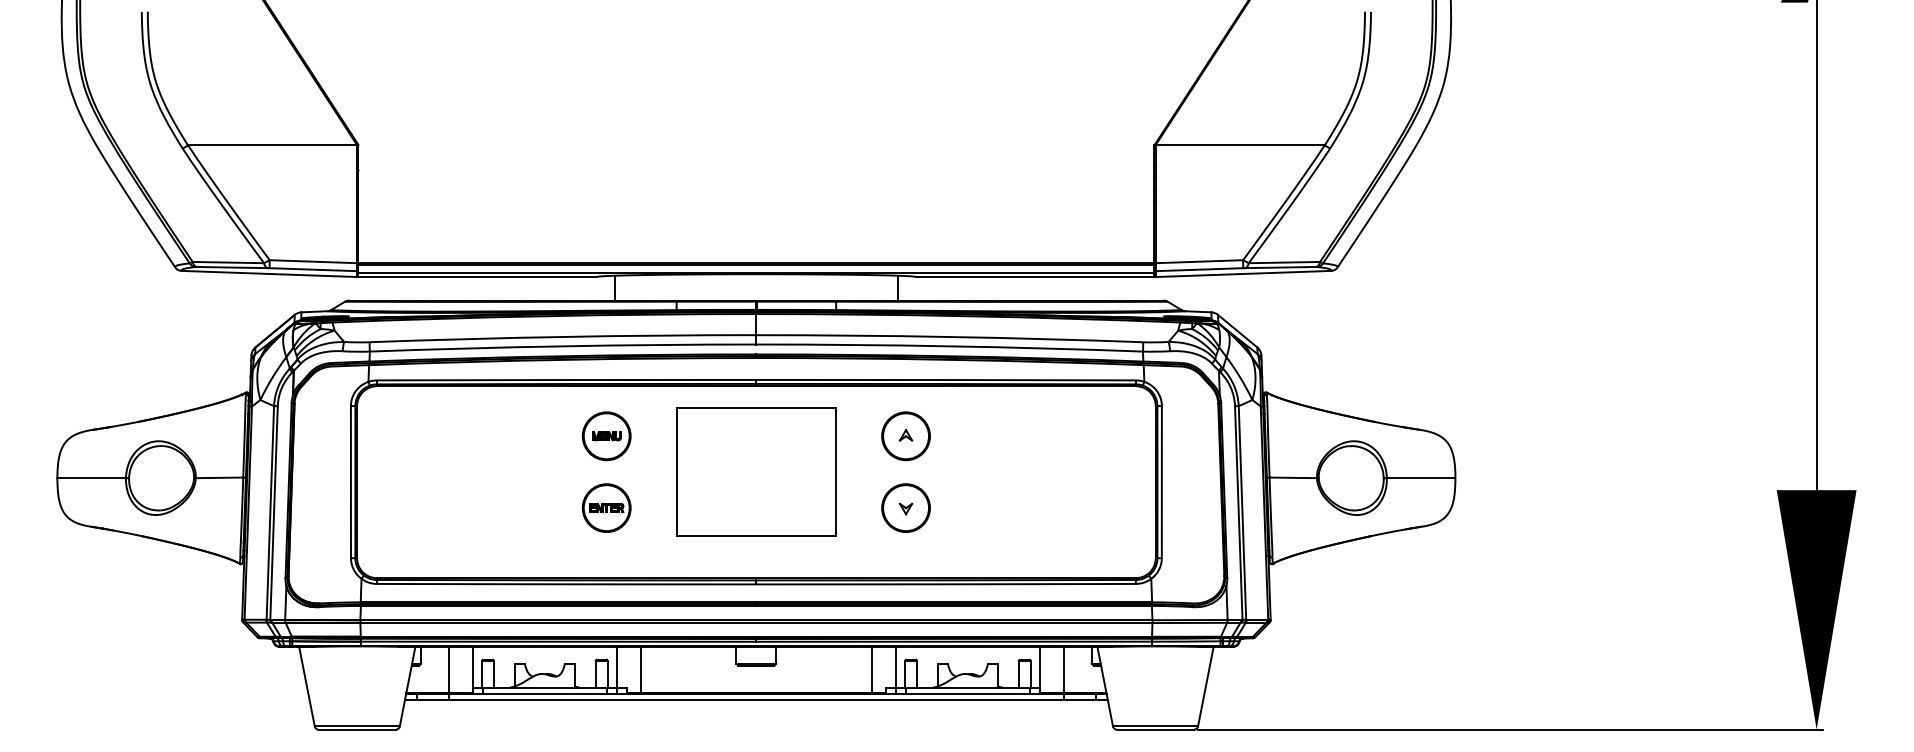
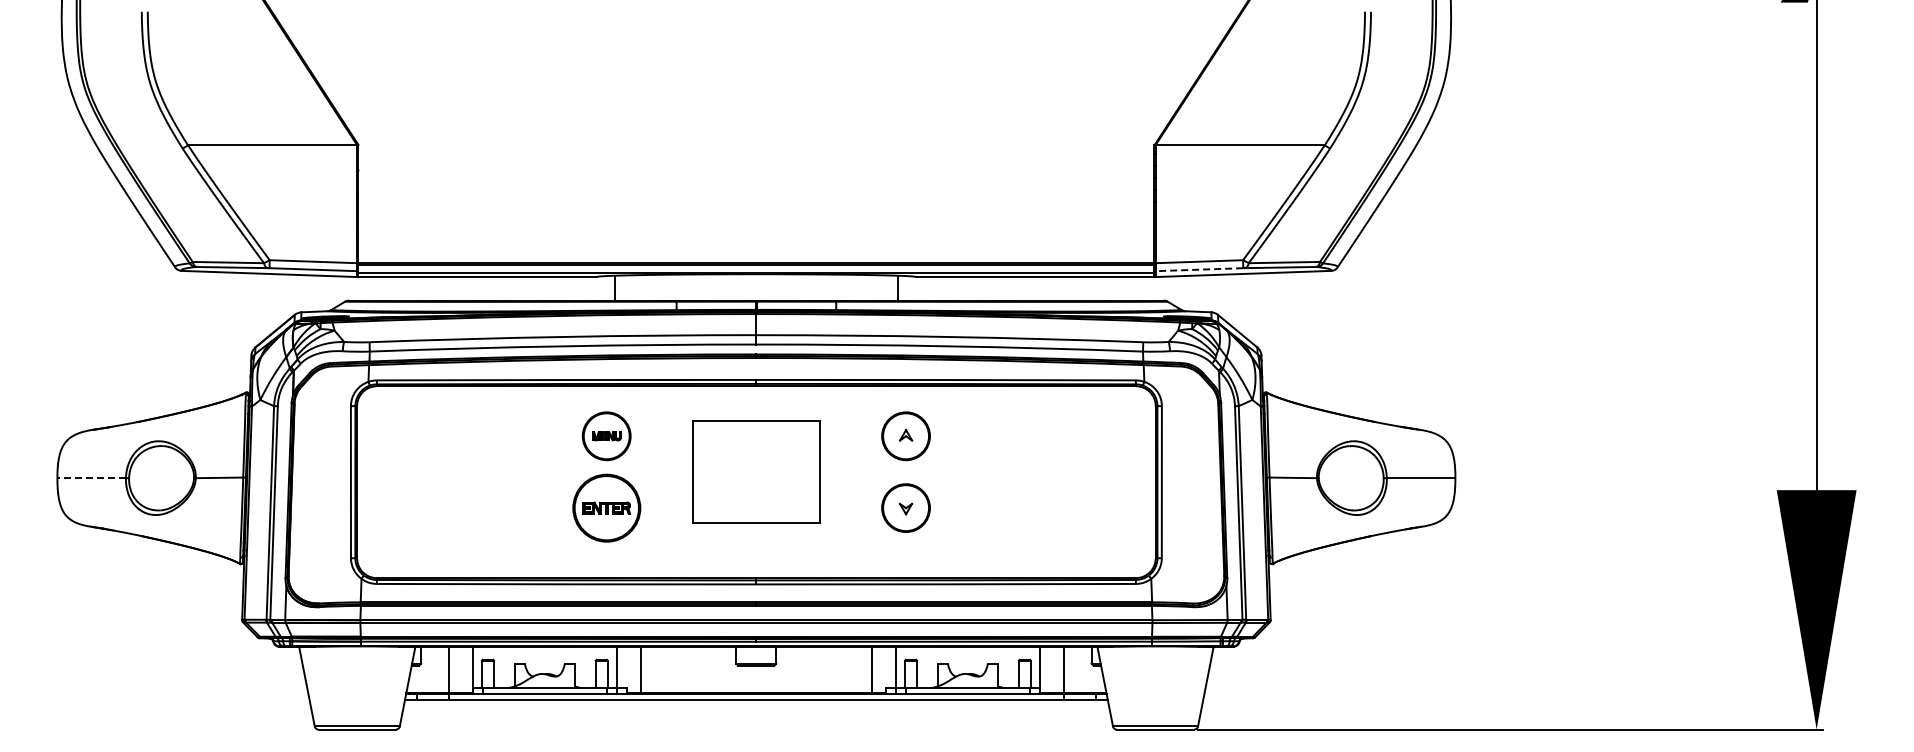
line: solid -> dashed (1199, 269)
part size: 161x130 px -> 129x104 px (756, 471)
line: solid -> dashed (91, 478)
part size: 51x50 px -> 70x70 px (606, 507)
